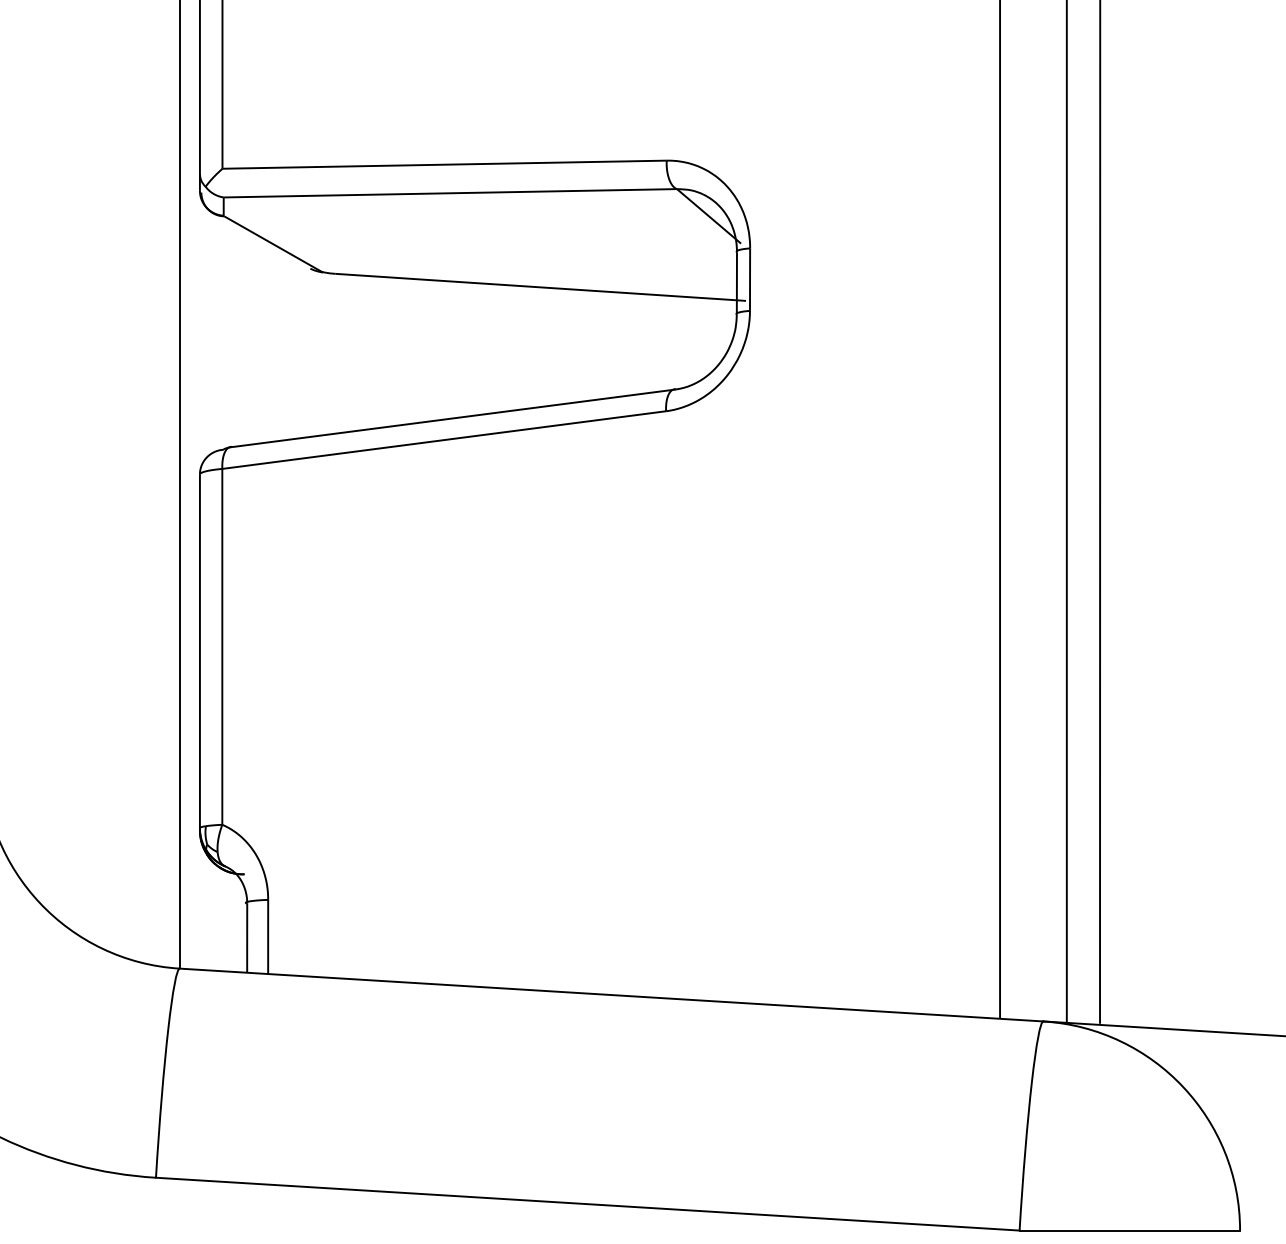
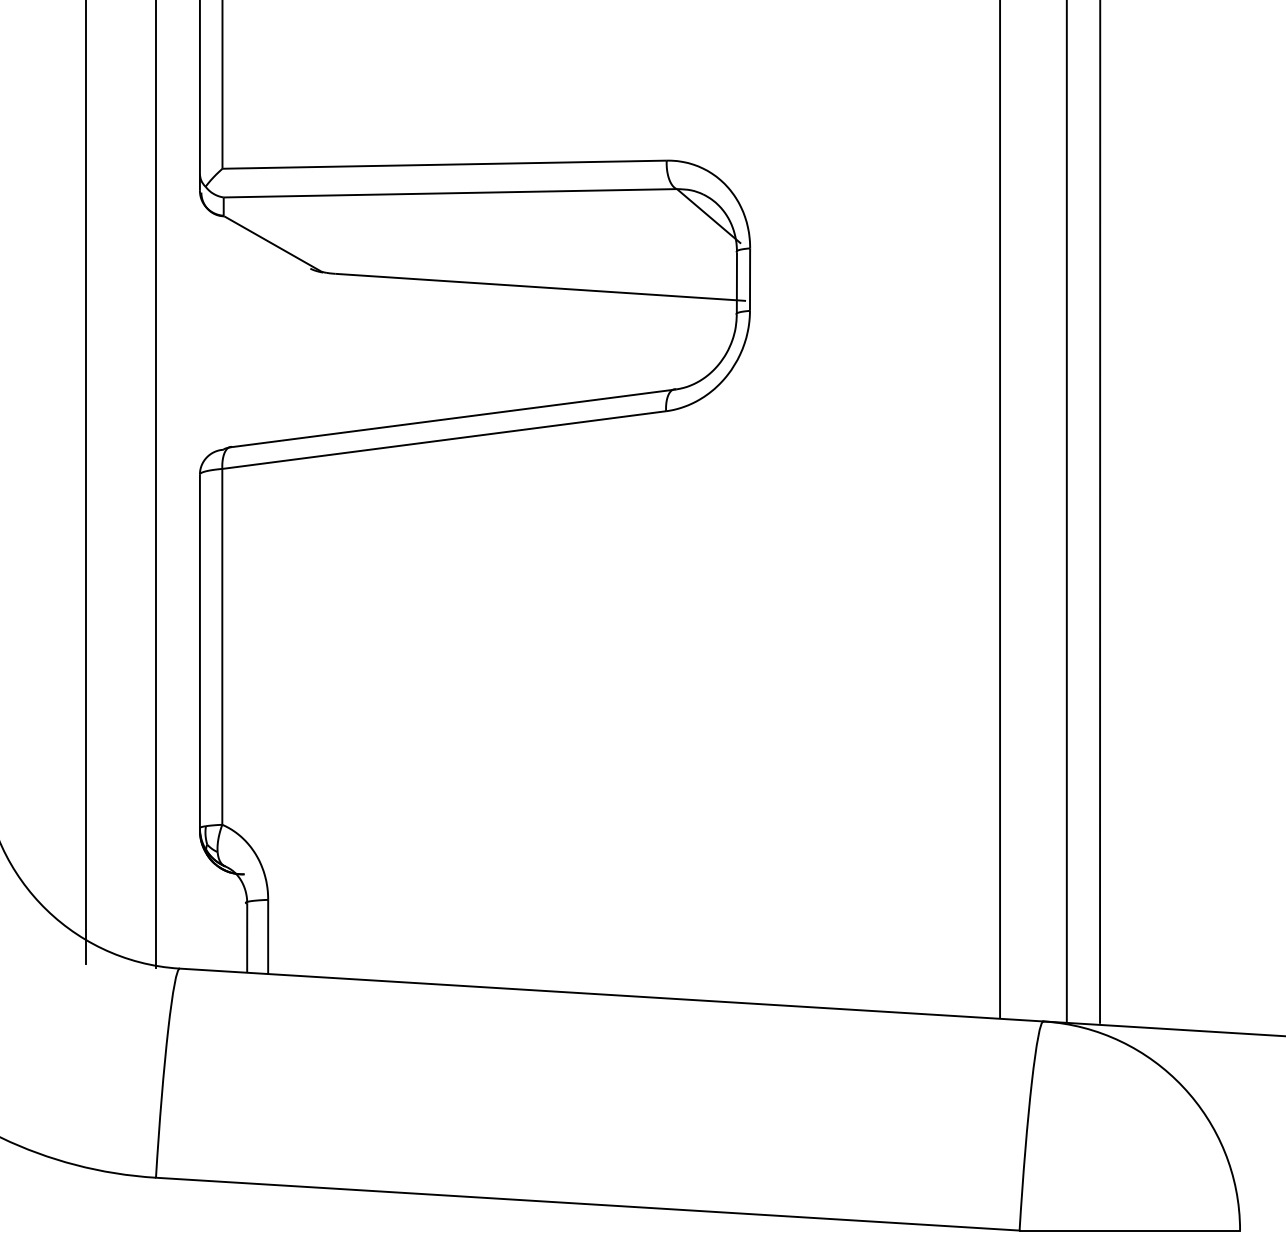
line: none -> present (86, 482)
line position: (180, 484) -> (156, 484) (156, 484)
